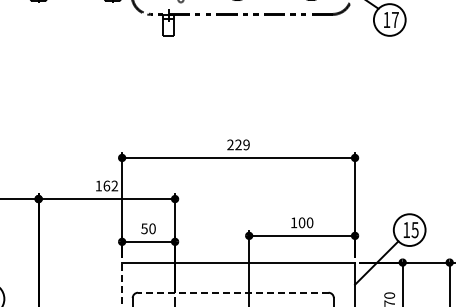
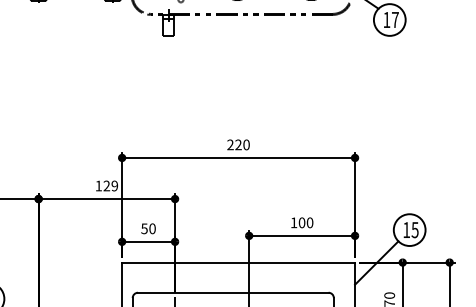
text: 229 -> 220 (246, 144)
text: 162 -> 129 (110, 185)
line: dashed -> solid (122, 284)
line: dashed -> solid (232, 292)
